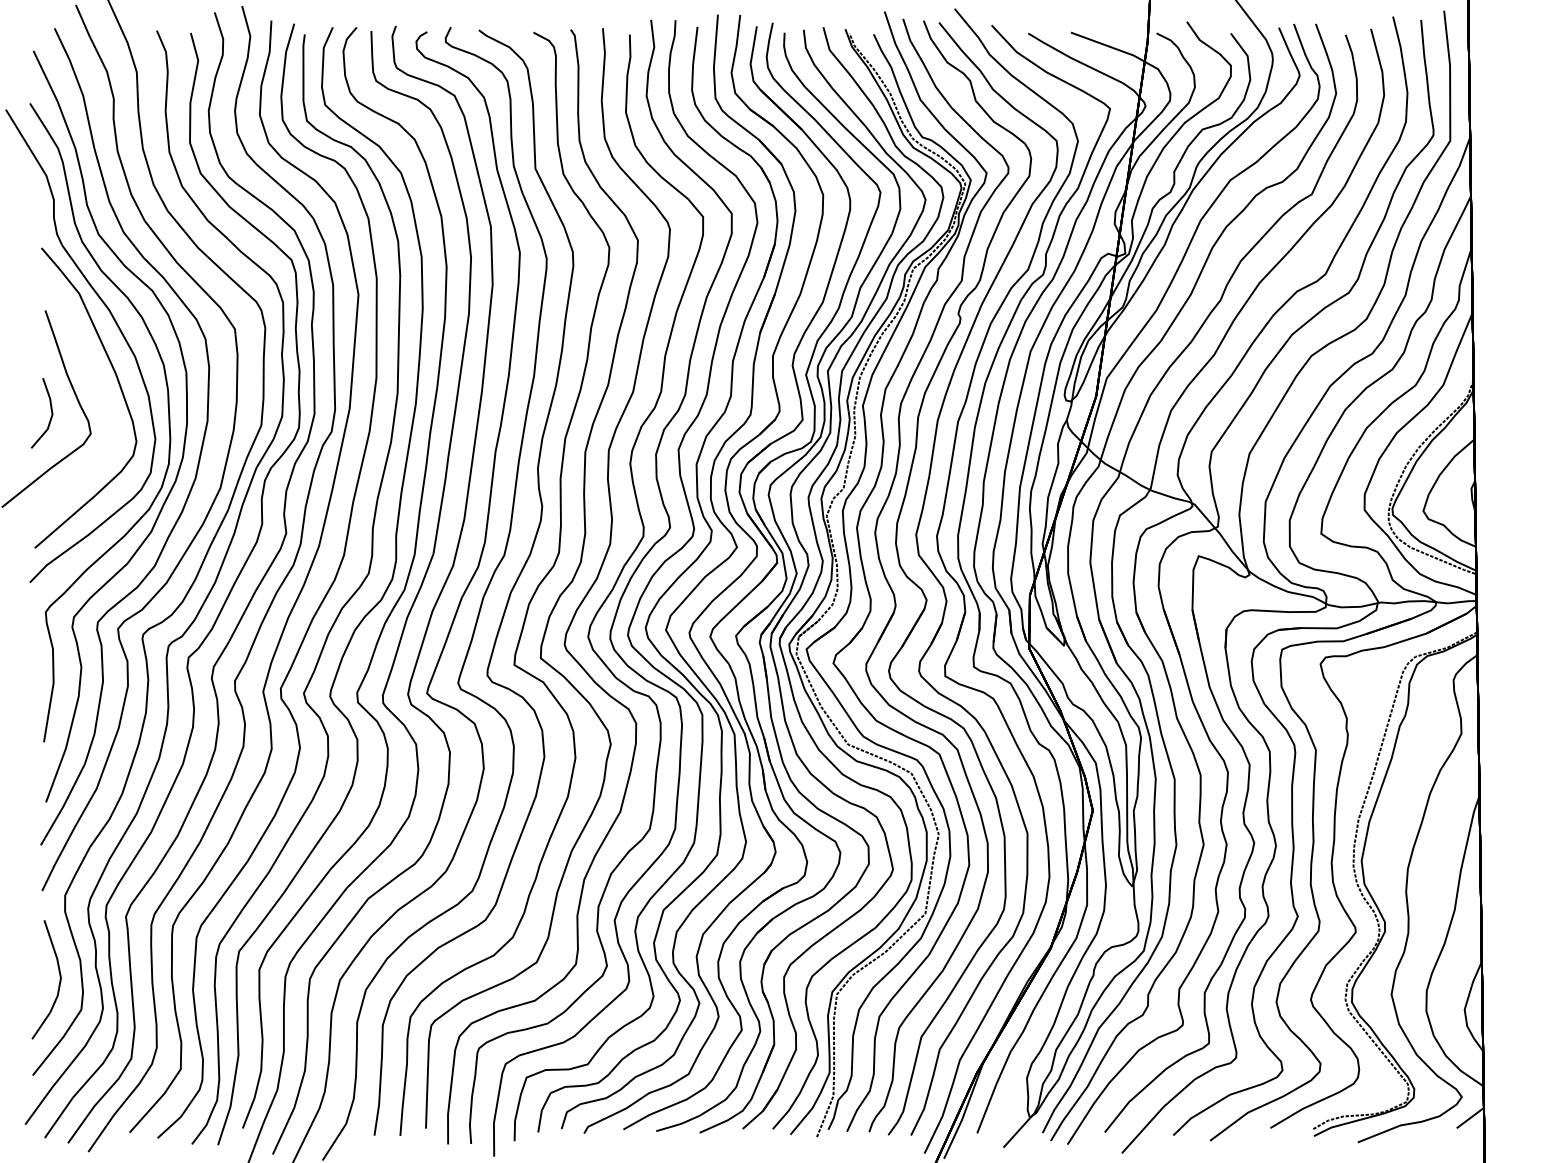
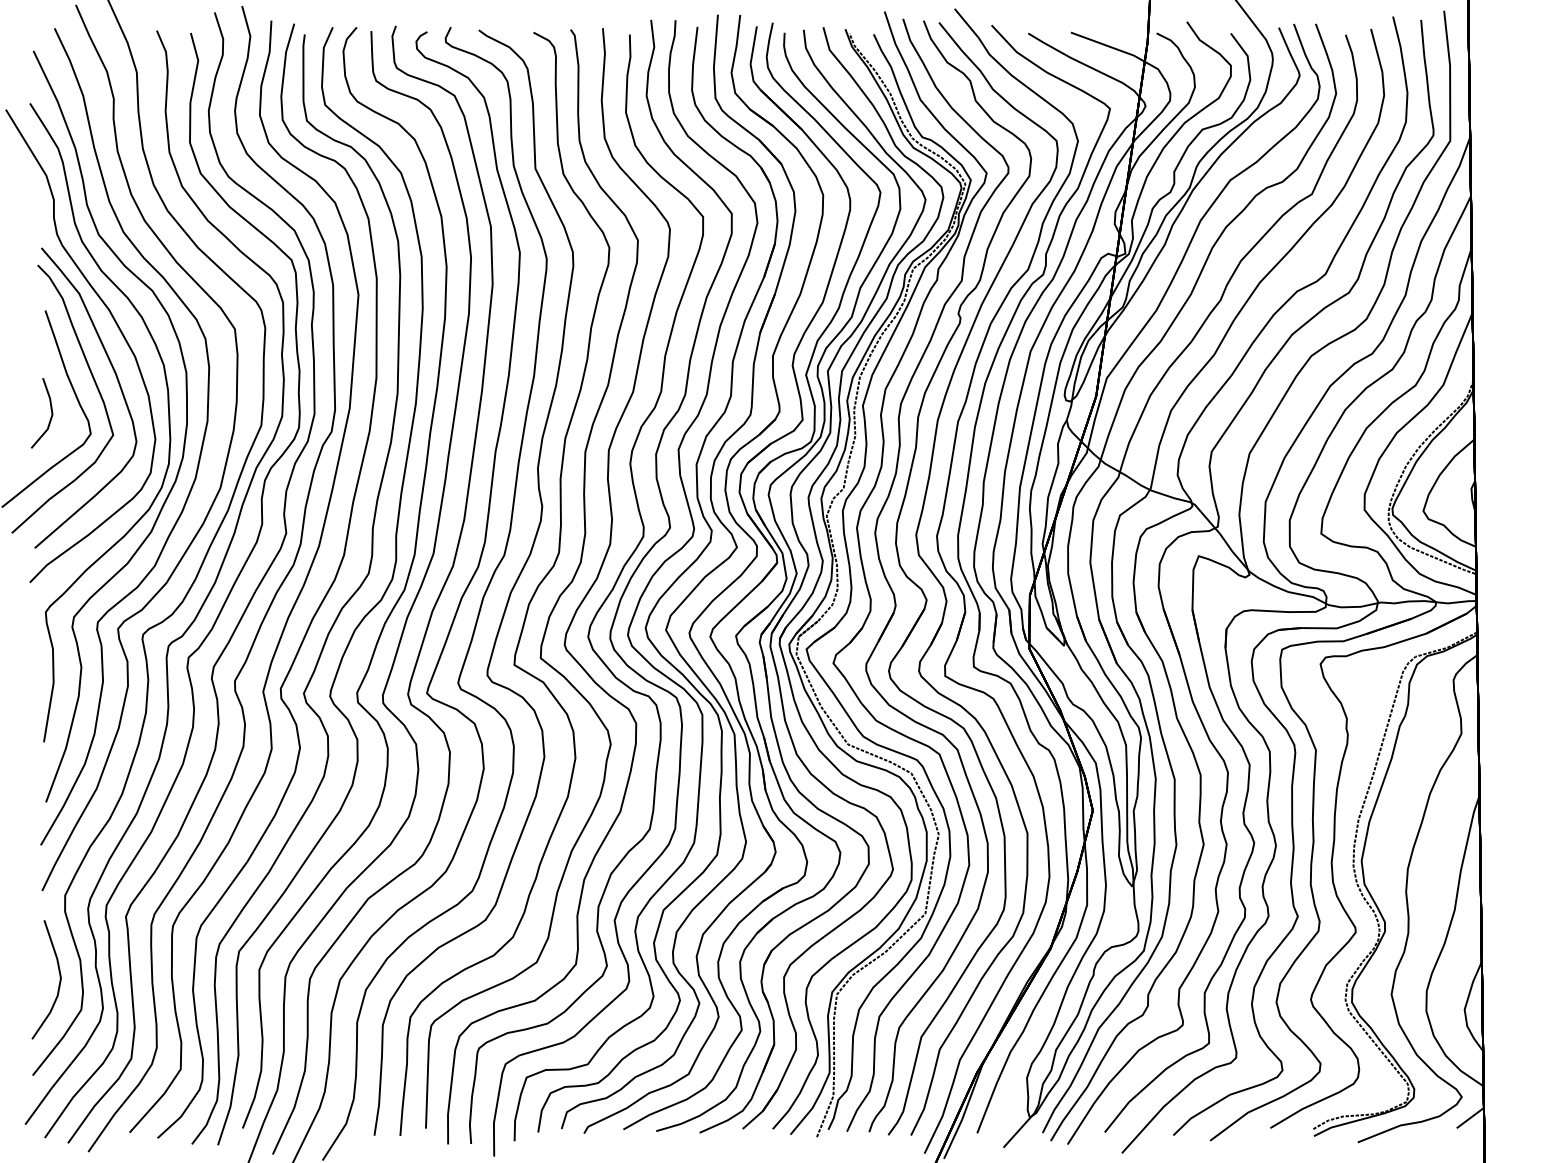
part: none -> present (94, 383)
